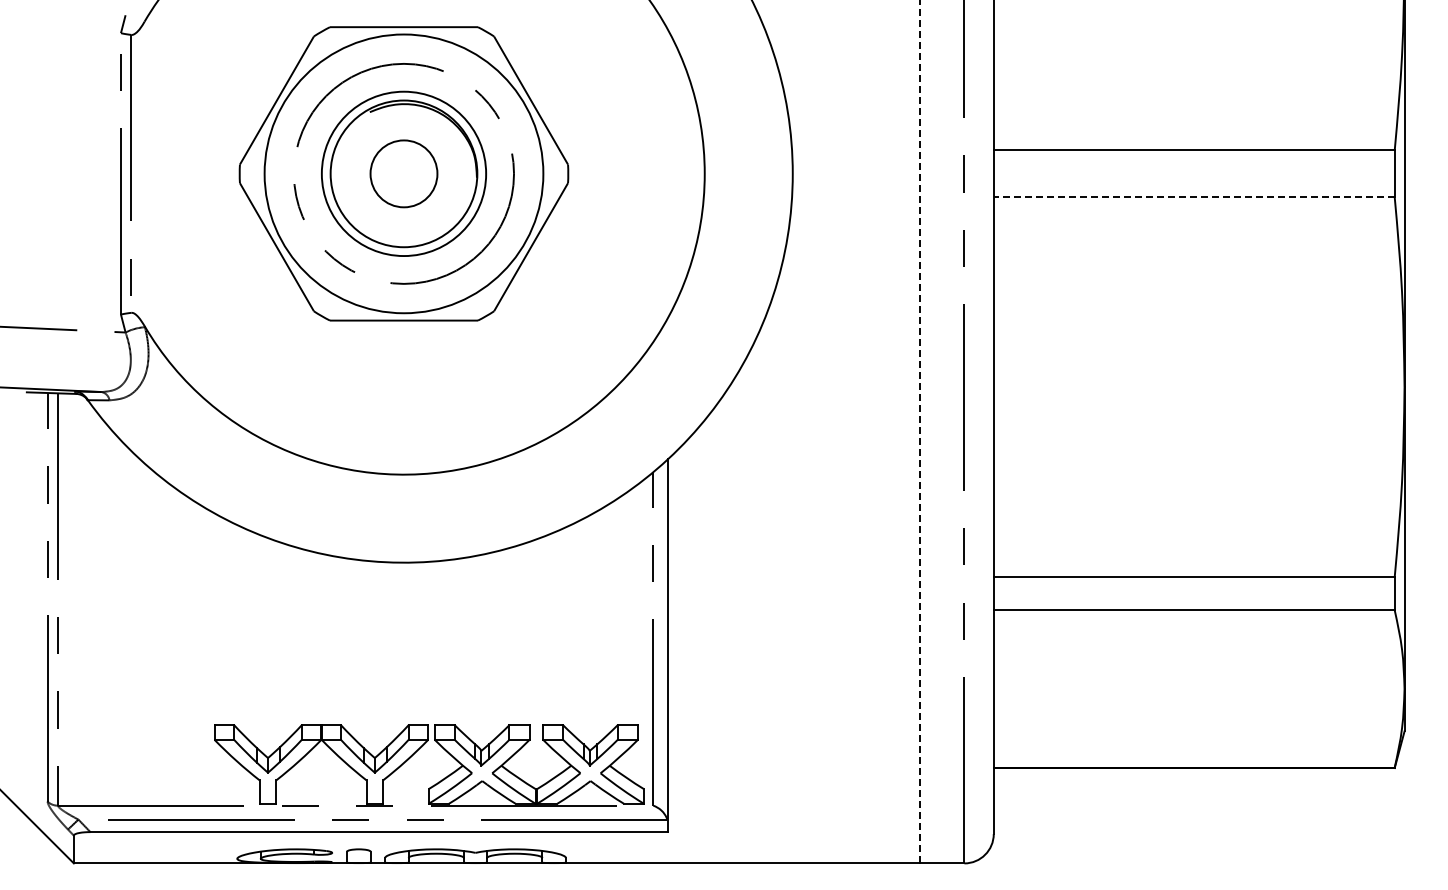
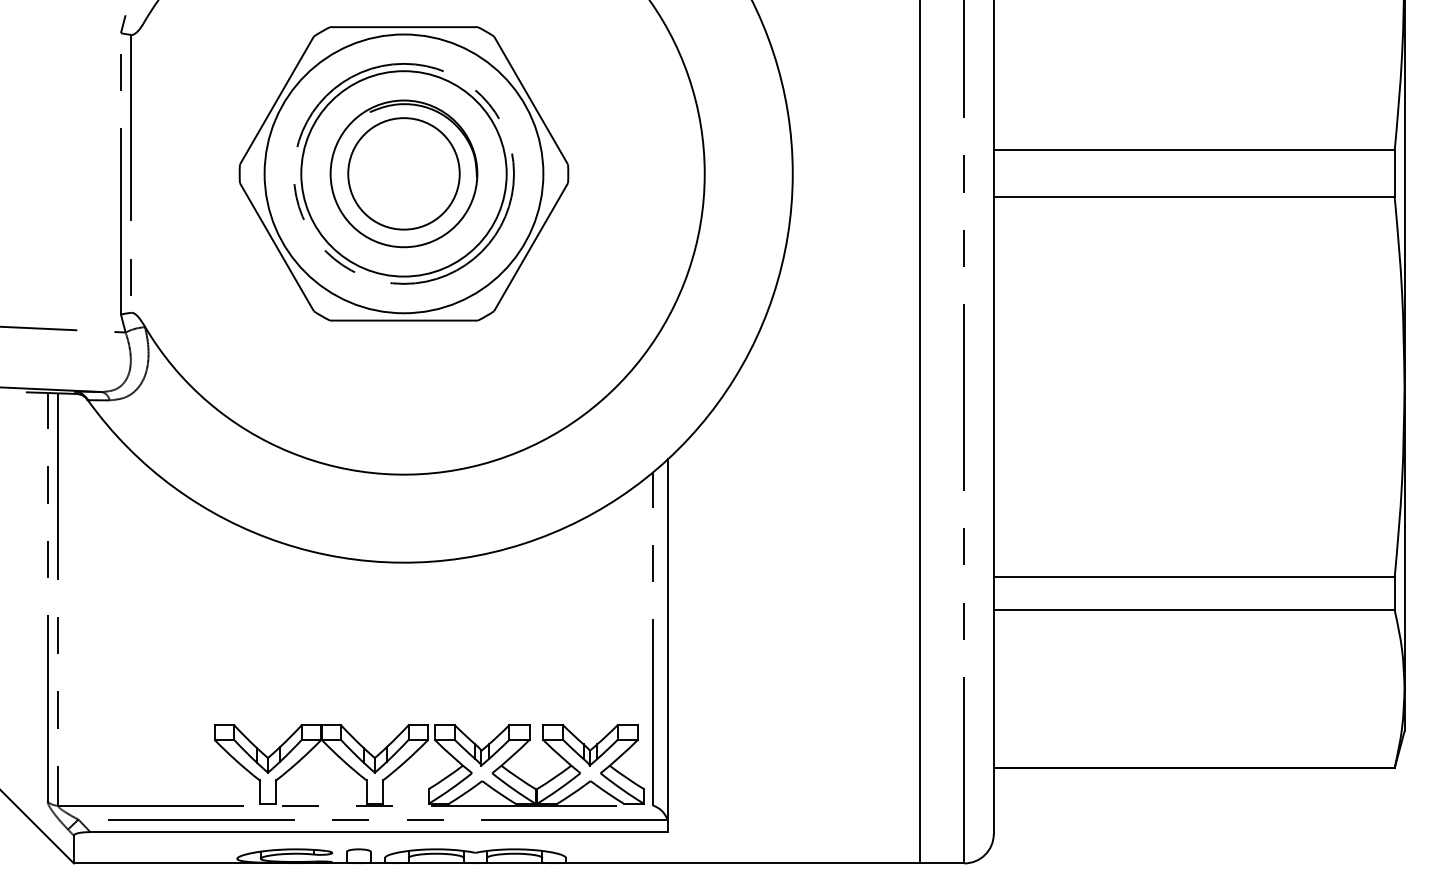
circle diameter: 164 px -> 205 px (403, 173)
circle diameter: 67 px -> 111 px (403, 173)
line: dashed -> solid (1193, 197)
line: dashed -> solid (920, 431)
